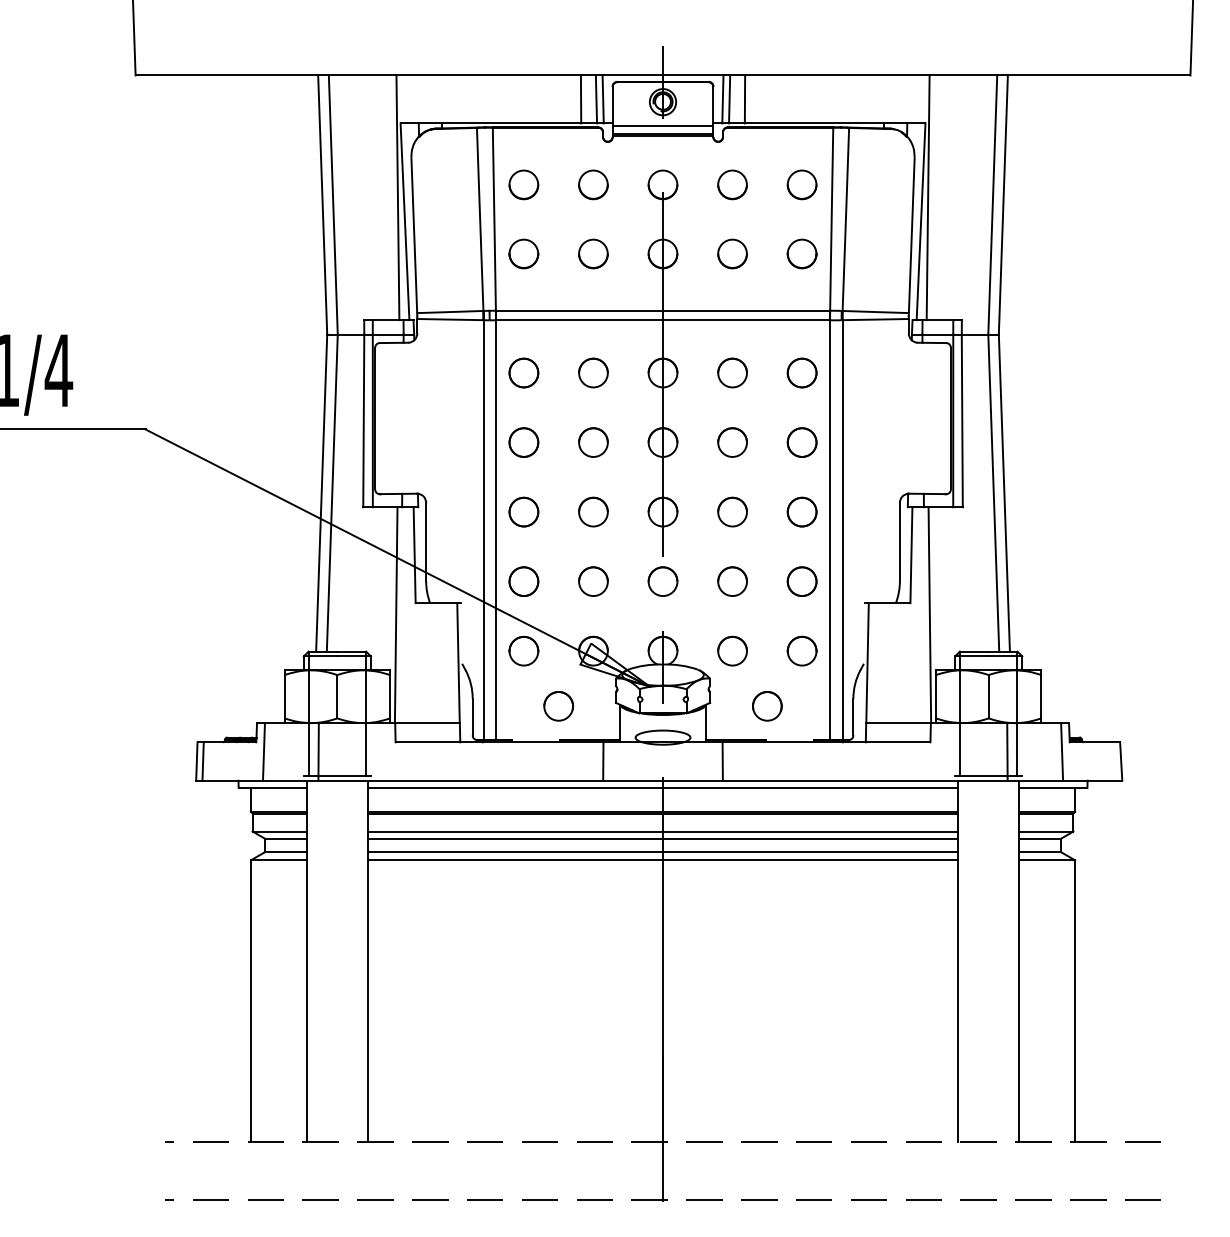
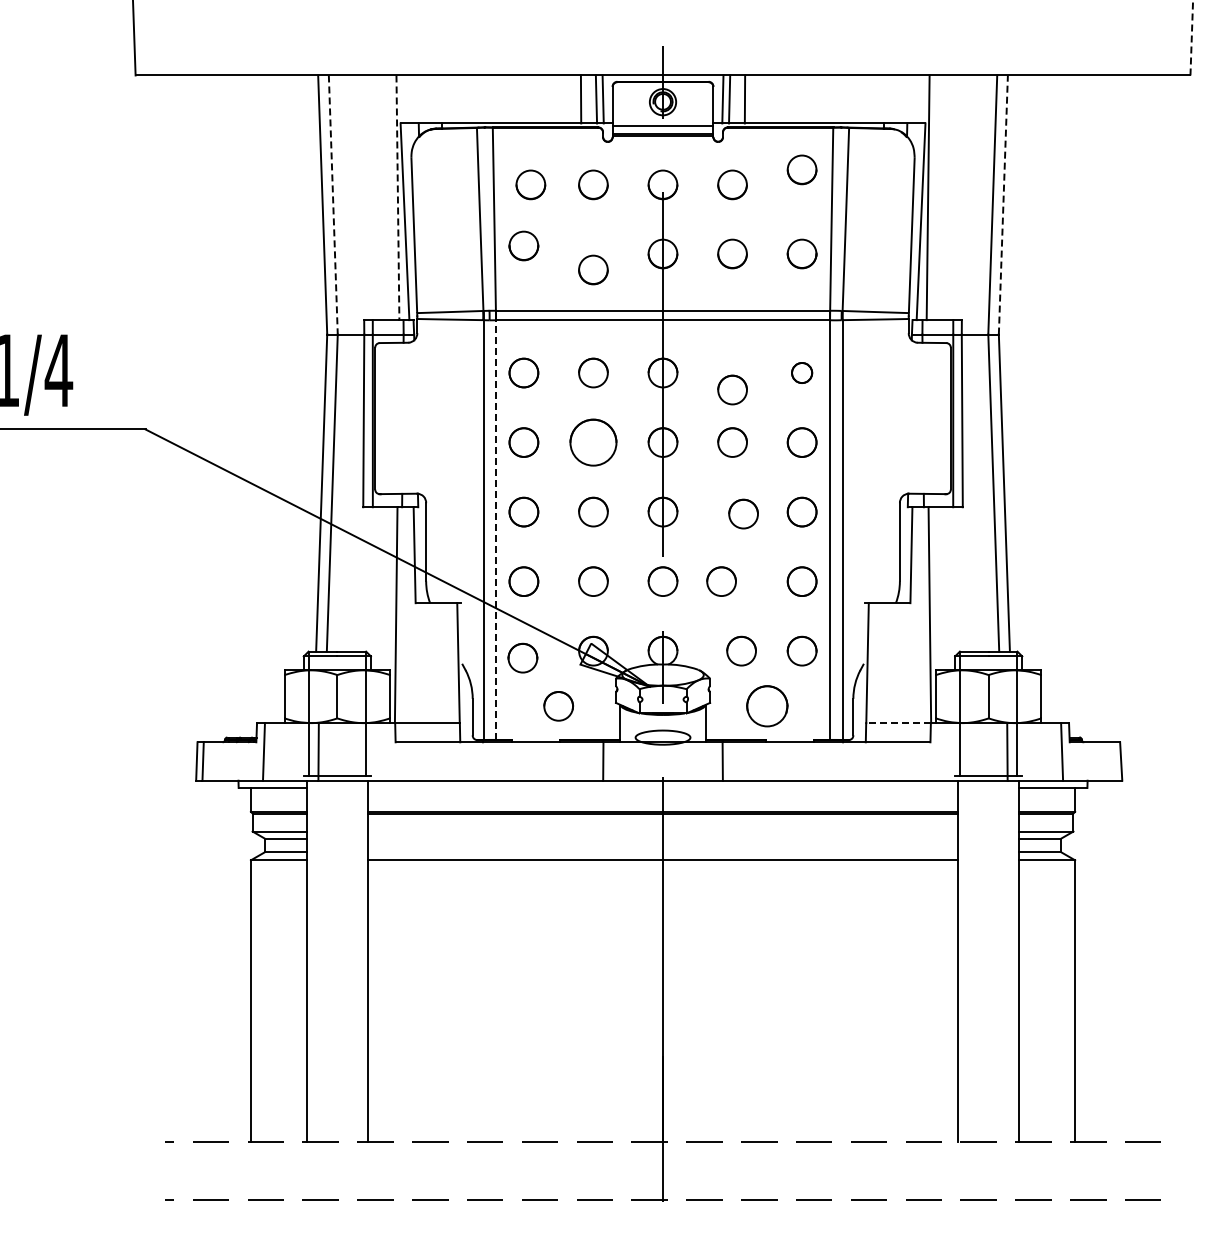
line: solid -> dashed (1191, 37)
part position: (523, 184) -> (530, 184) (530, 184)
part position: (801, 184) -> (801, 169) (801, 169)
line: solid -> dashed (397, 198)
line: solid -> dashed (333, 205)
line: solid -> dashed (1003, 205)
part position: (523, 253) -> (523, 245) (523, 245)
part position: (593, 253) -> (593, 269) (593, 269)
part position: (732, 372) -> (732, 389) (732, 389)
part size: 32x32 px -> 23x22 px (802, 372)
circle size: 31x31 px -> 49x49 px (593, 442)
part position: (732, 511) -> (743, 513) (743, 513)
line: solid -> dashed (496, 530)
circle position: (732, 581) -> (721, 581) (721, 581)
part position: (523, 650) -> (522, 657) (522, 657)
part position: (732, 650) -> (741, 650) (741, 650)
circle size: 31x31 px -> 43x43 px (767, 706)
line: solid -> dashed (898, 723)
line: present -> none (662, 787)
line: present -> none (662, 831)
line: present -> none (662, 838)
line: present -> none (662, 852)
